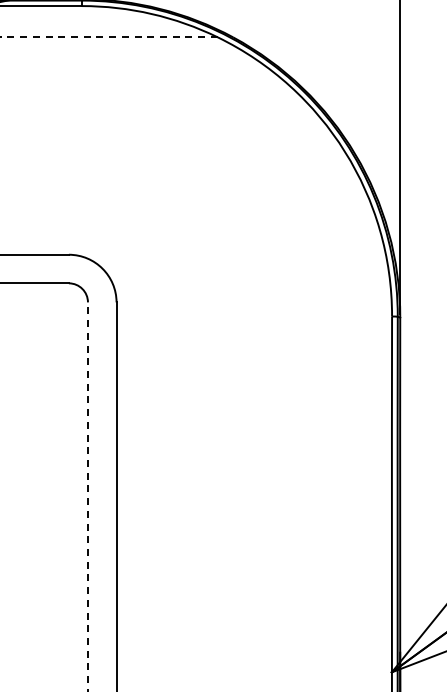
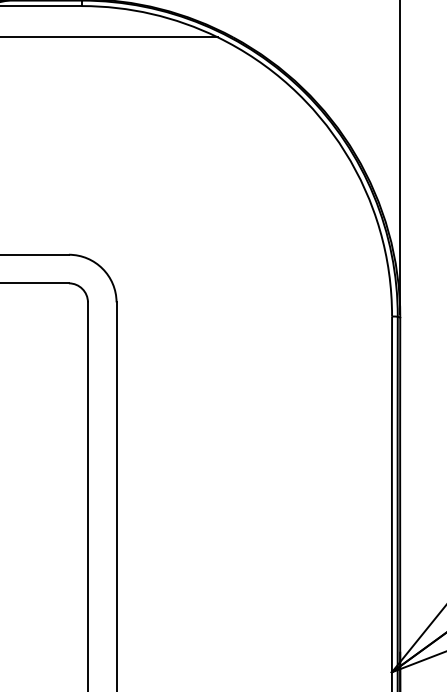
line: dashed -> solid (108, 37)
line: dashed -> solid (87, 496)
